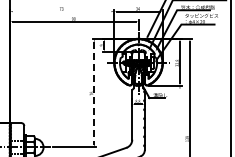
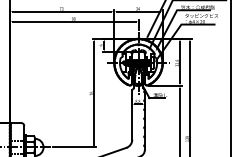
line: none -> present (61, 11)
line: dashed -> solid (94, 93)
line: none -> present (179, 120)
